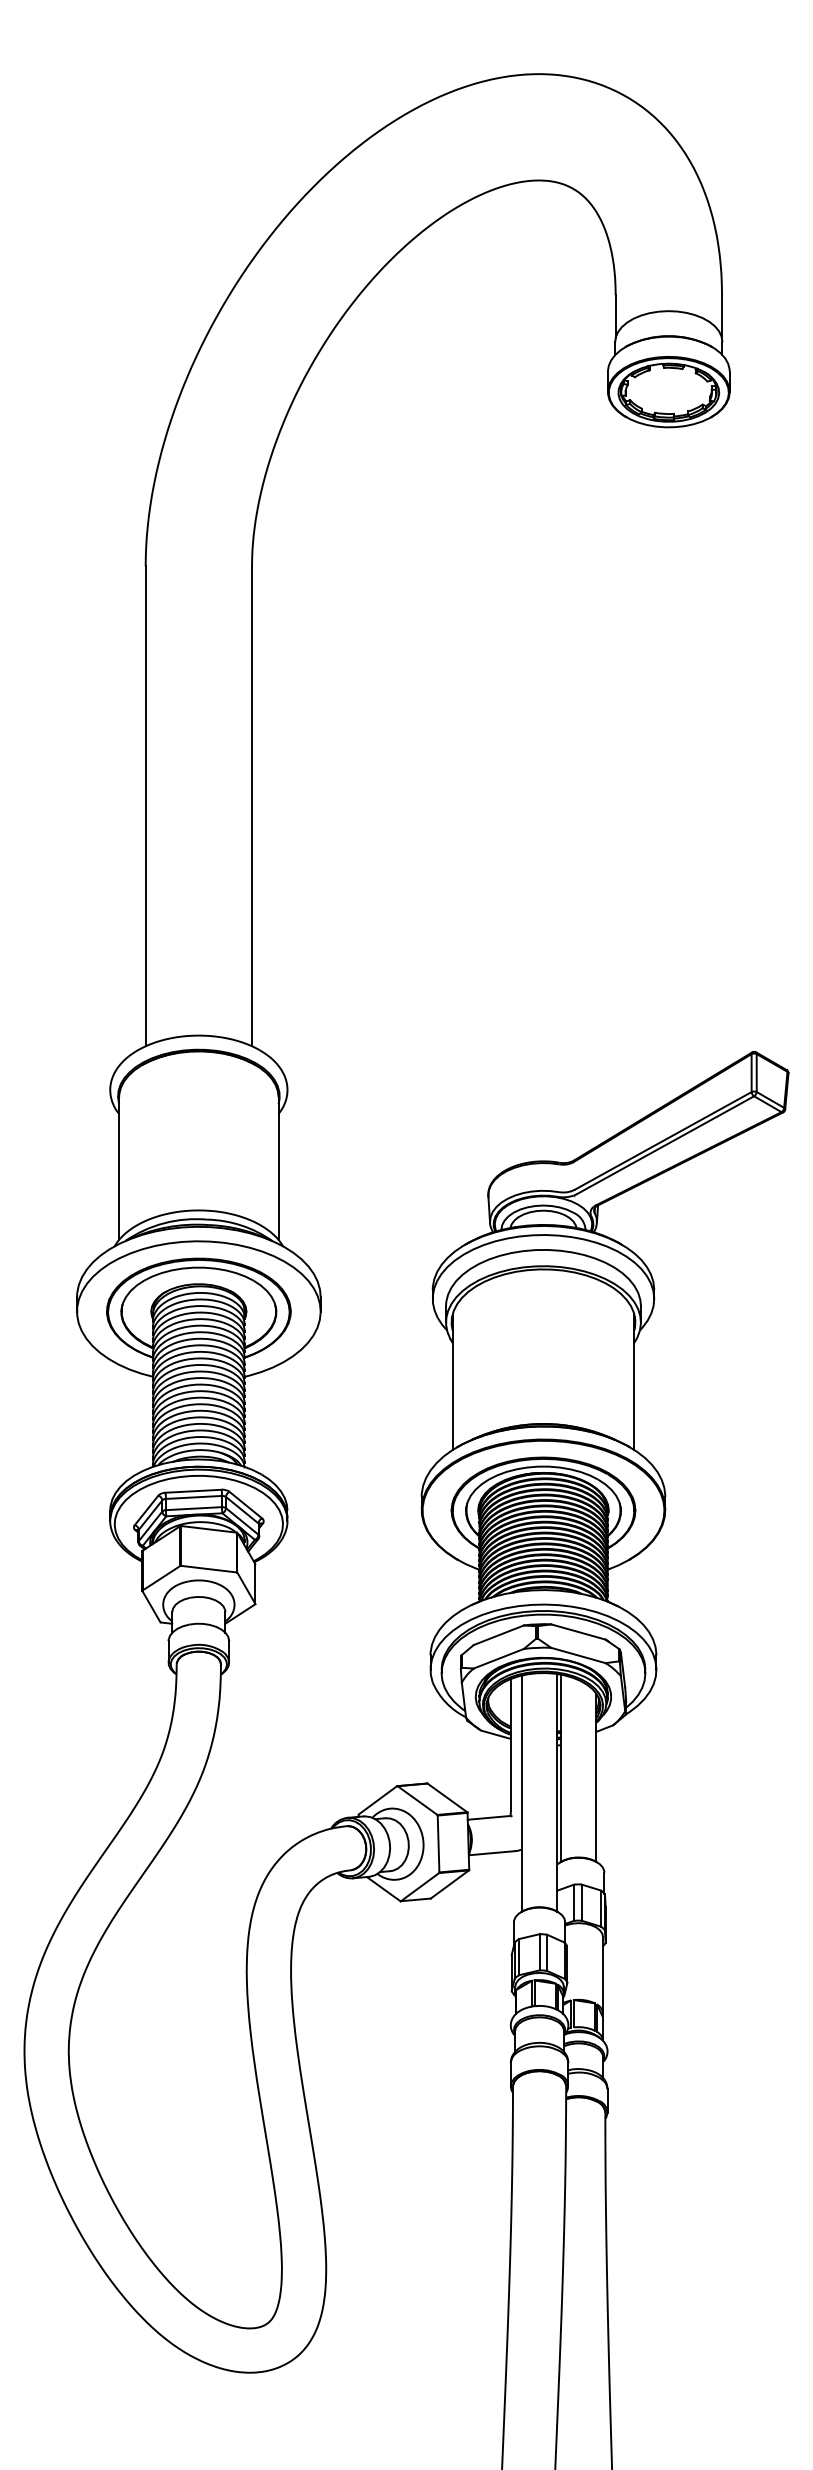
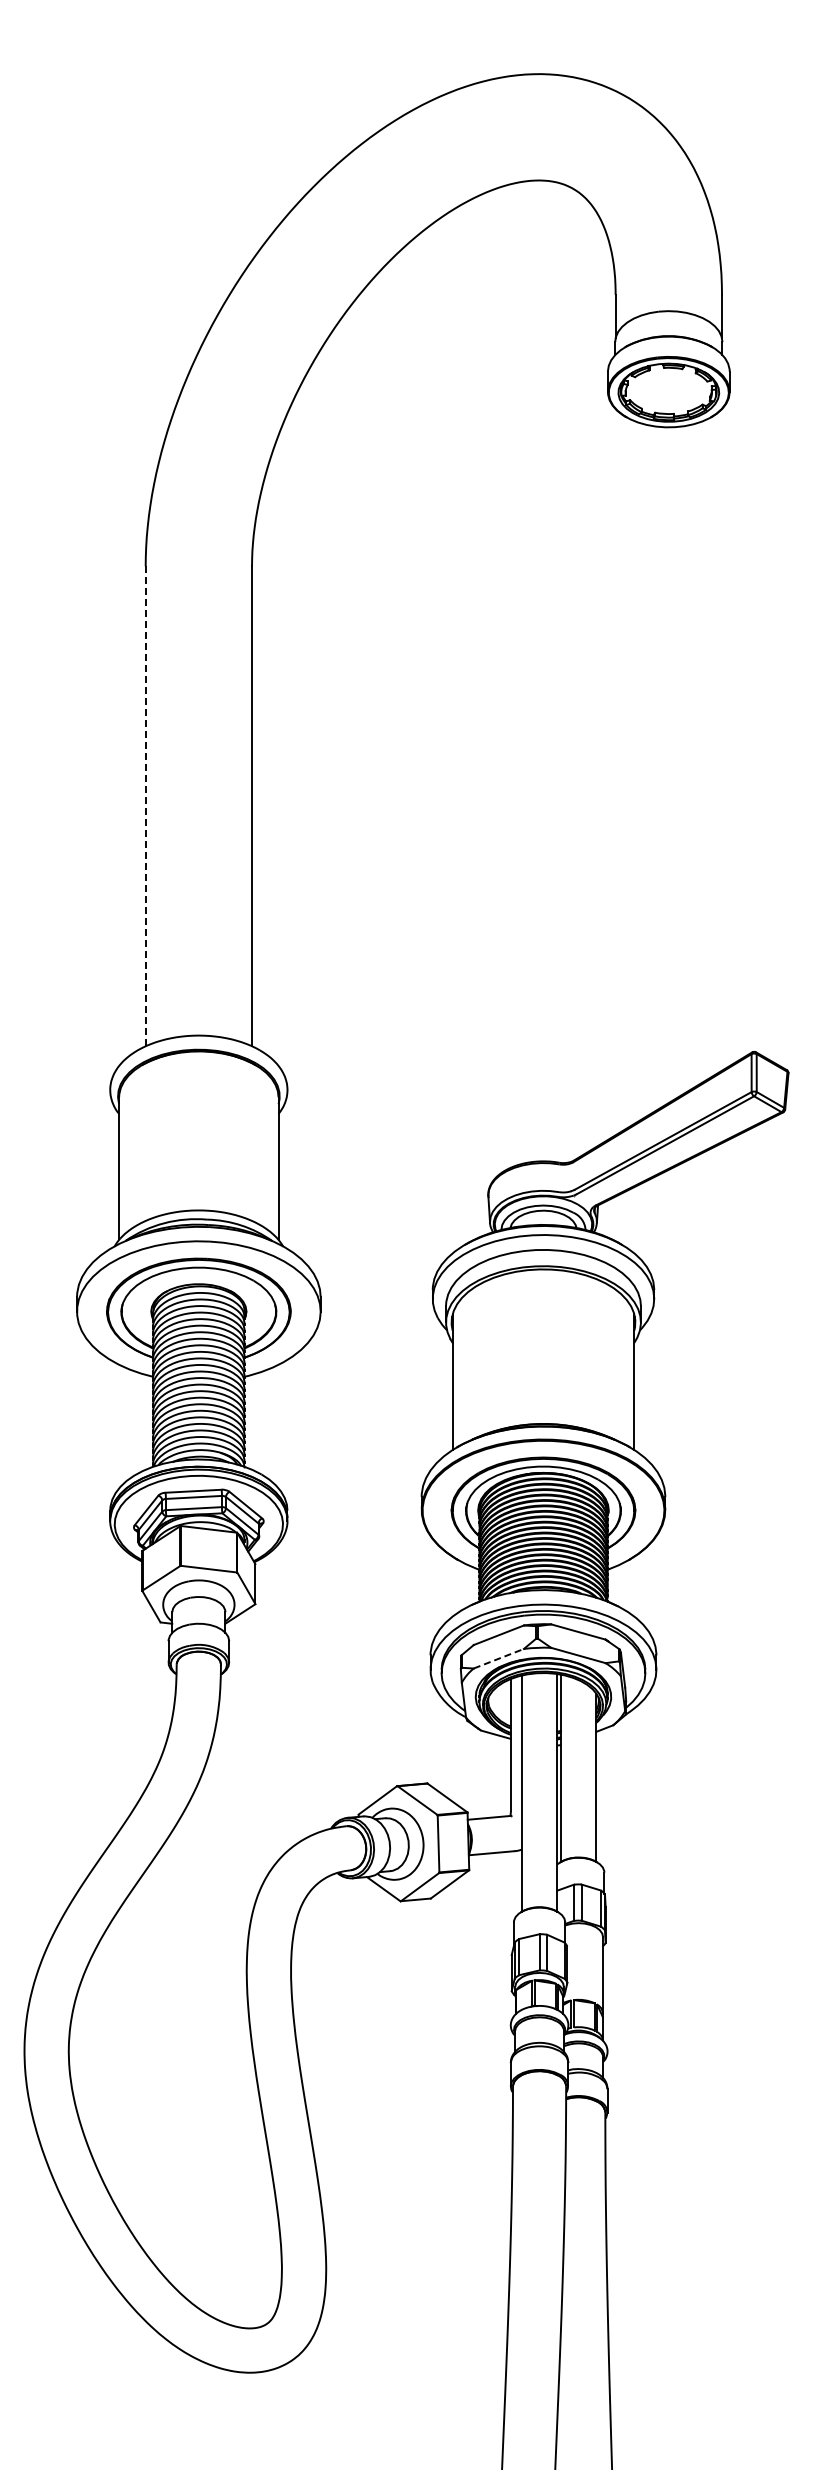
line: solid -> dashed (145, 806)
line: solid -> dashed (498, 1658)
